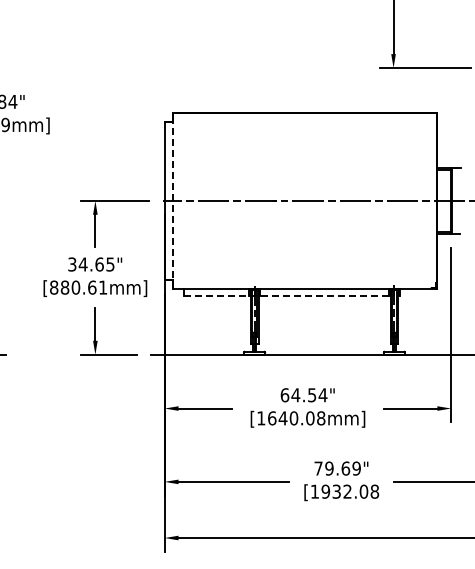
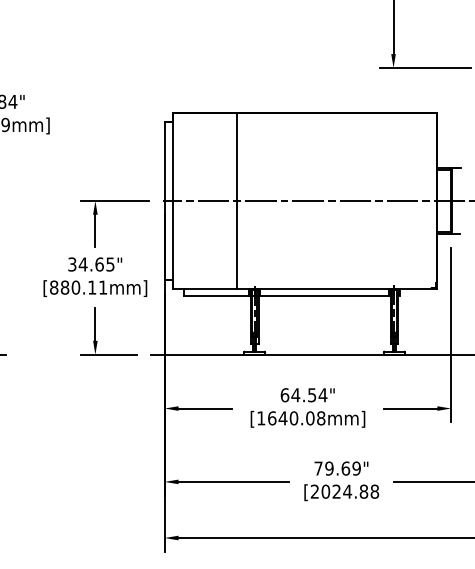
line: dashed -> solid (173, 200)
line: none -> present (237, 200)
text: [880.61mm] -> [880.11mm] (92, 287)
line: dashed -> solid (287, 295)
text: [1932.08 -> [2024.88 (339, 491)
